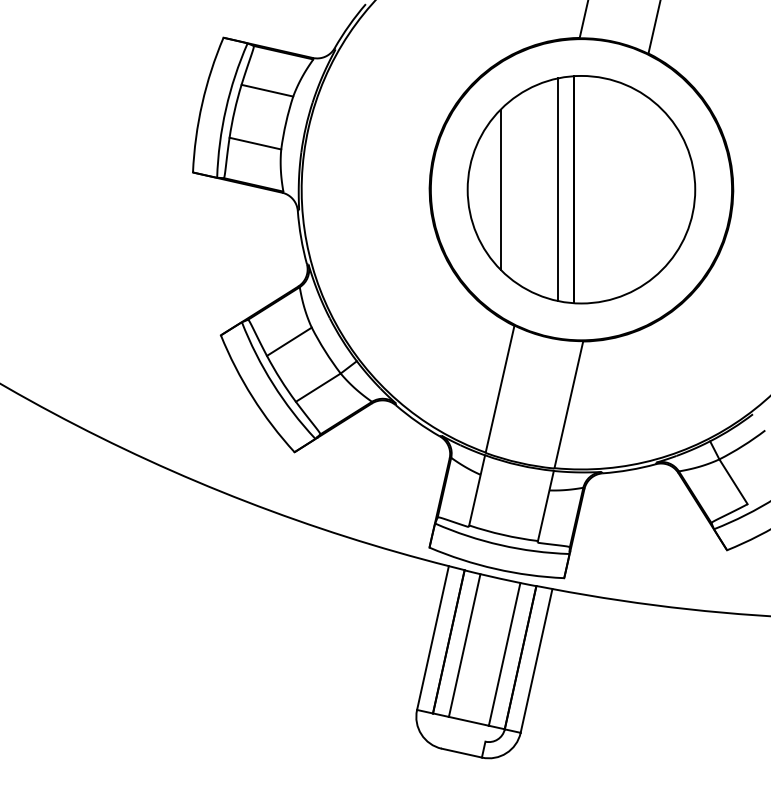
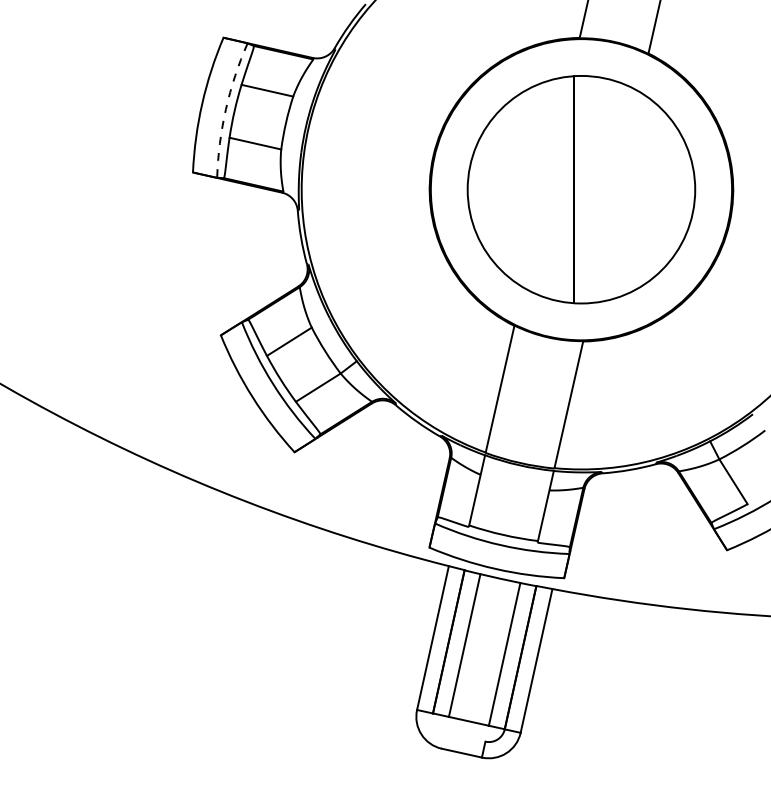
arc: solid -> dashed (226, 109)
line: present -> none (500, 189)
line: present -> none (557, 189)
